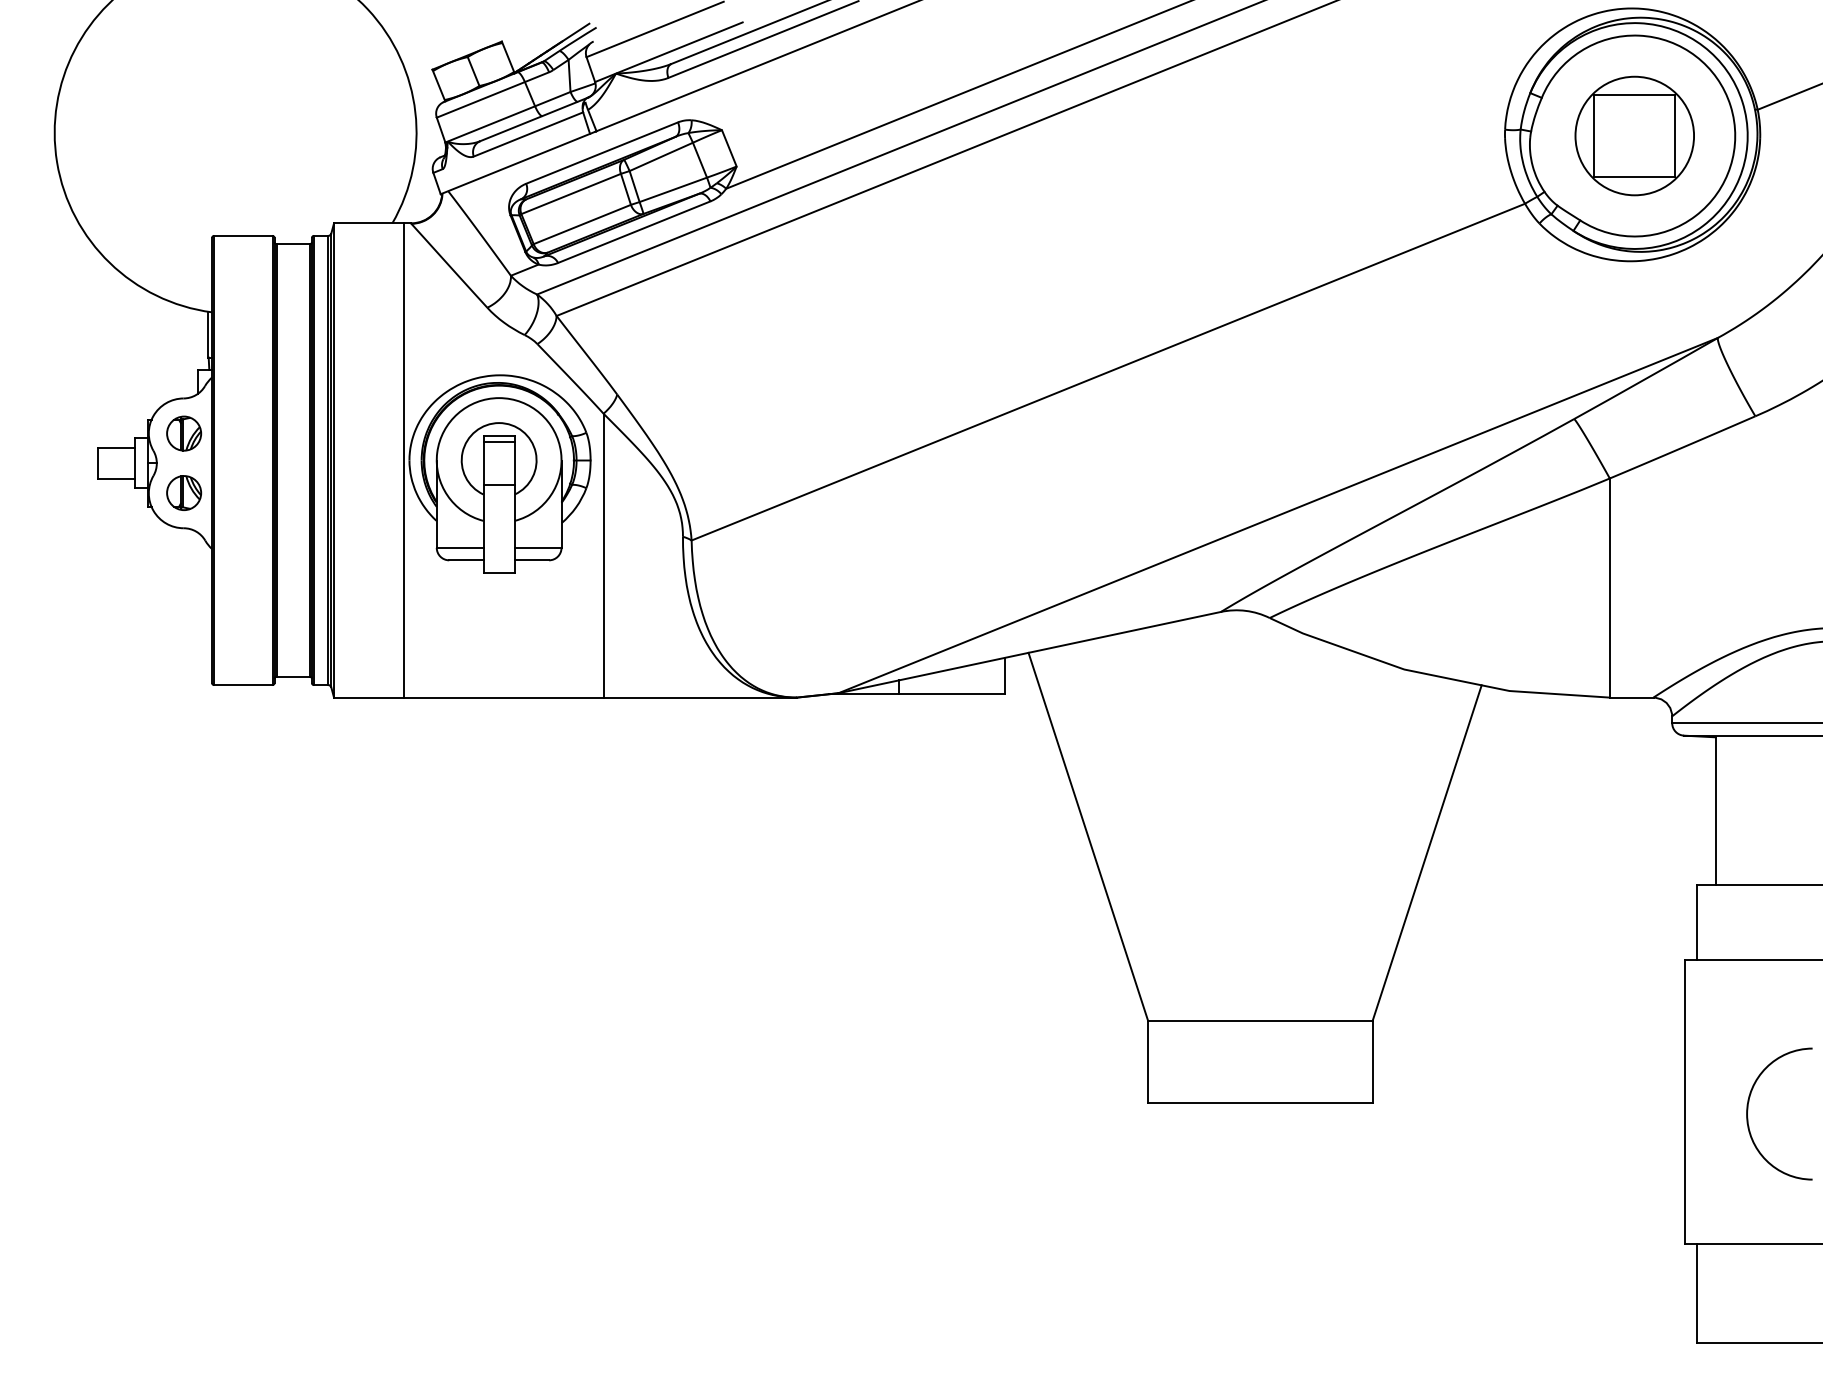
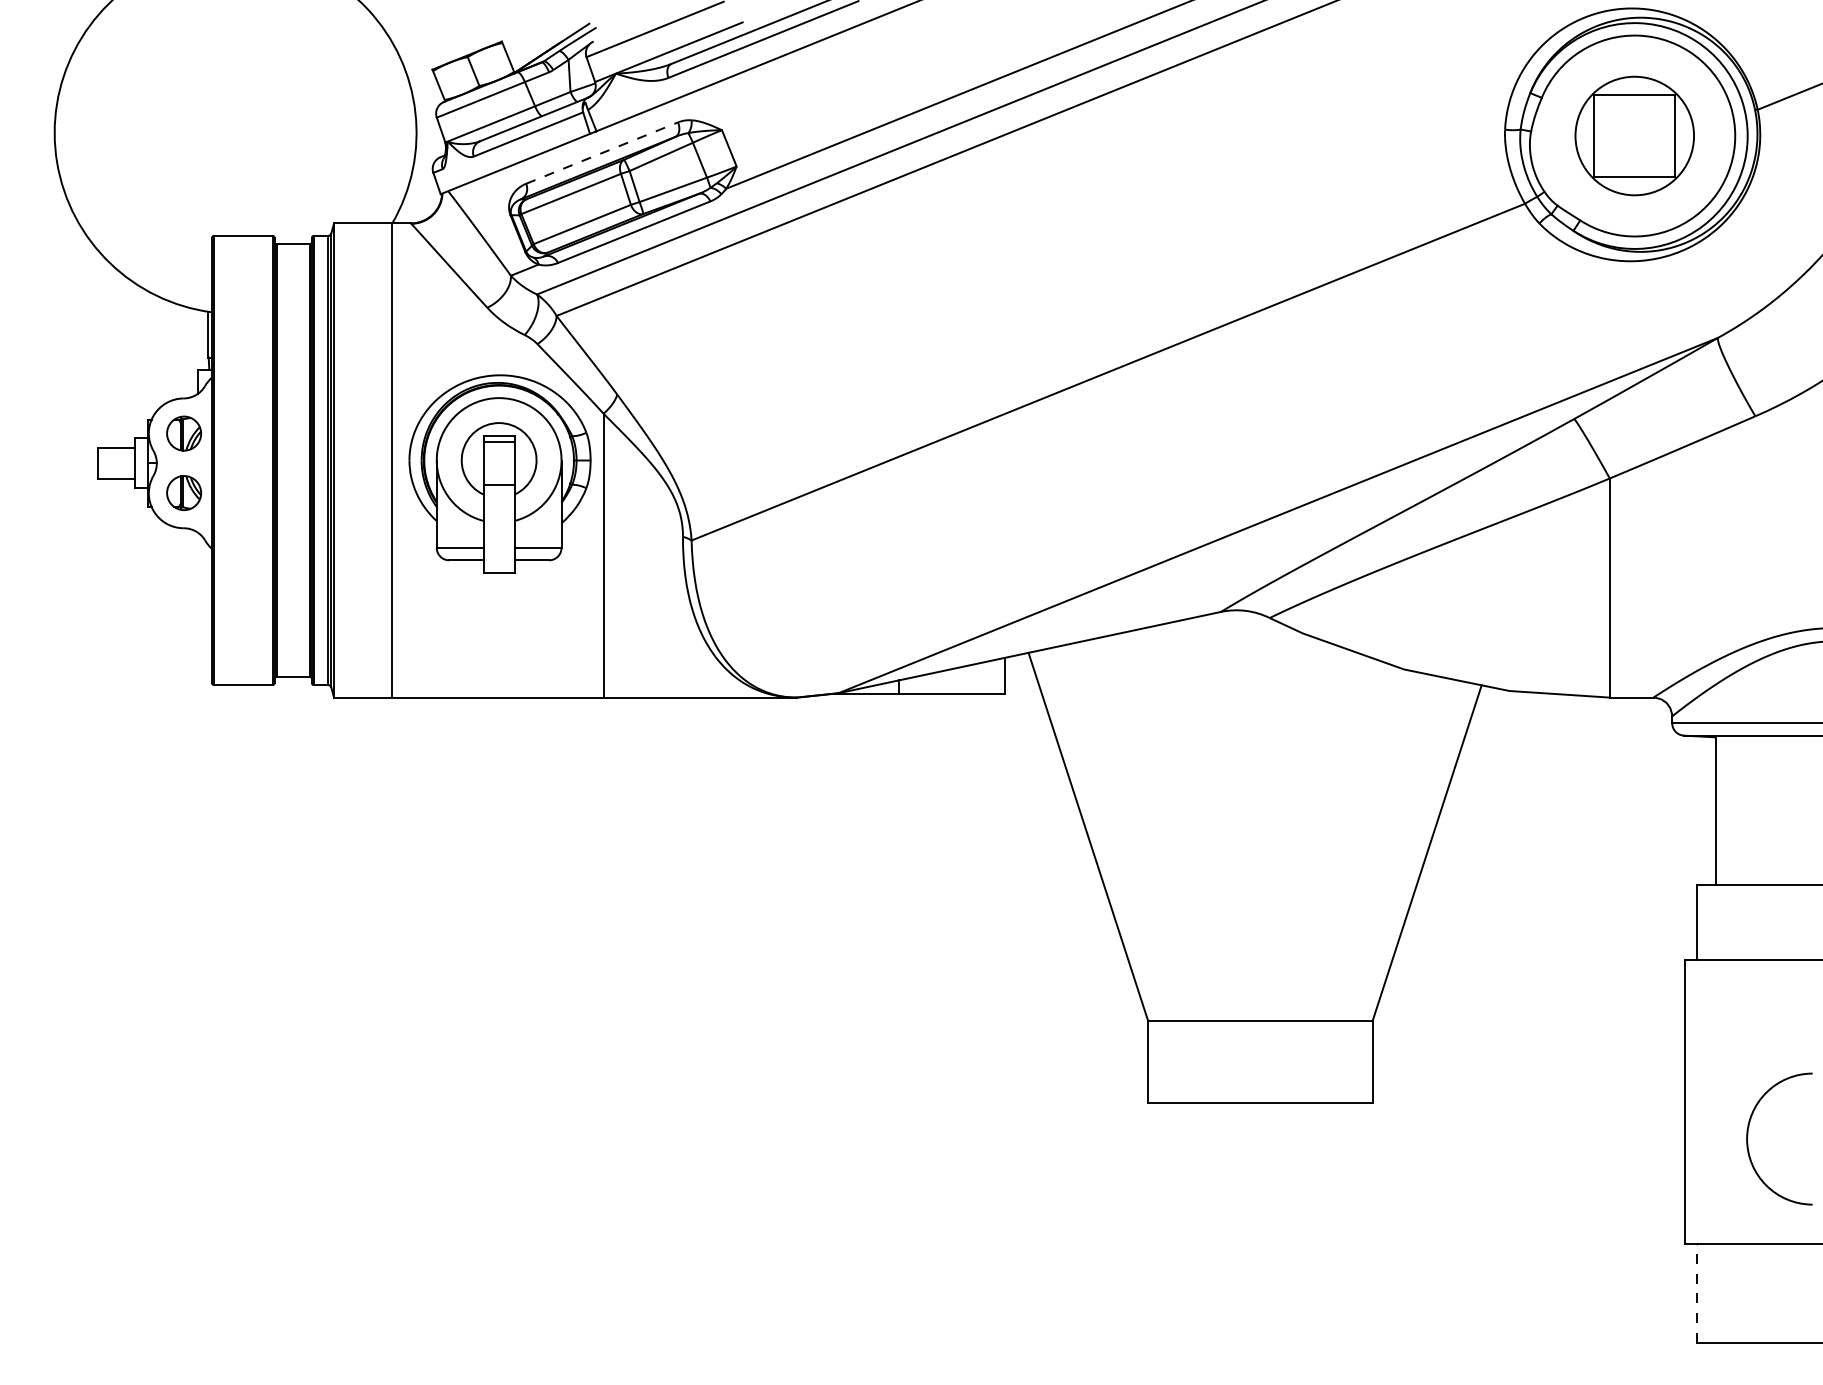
line: solid -> dashed (602, 153)
line position: (403, 460) -> (391, 460) (391, 460)
arc position: (1748, 1110) -> (1748, 1135) (1748, 1135)
line: solid -> dashed (1697, 1293)
